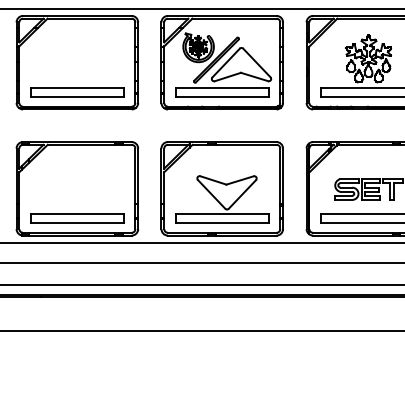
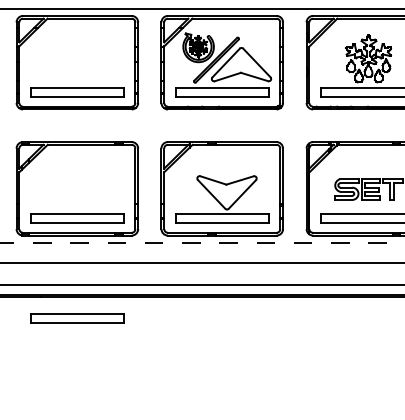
line: solid -> dashed (202, 242)
part: none -> present (77, 318)
line: present -> none (201, 330)
